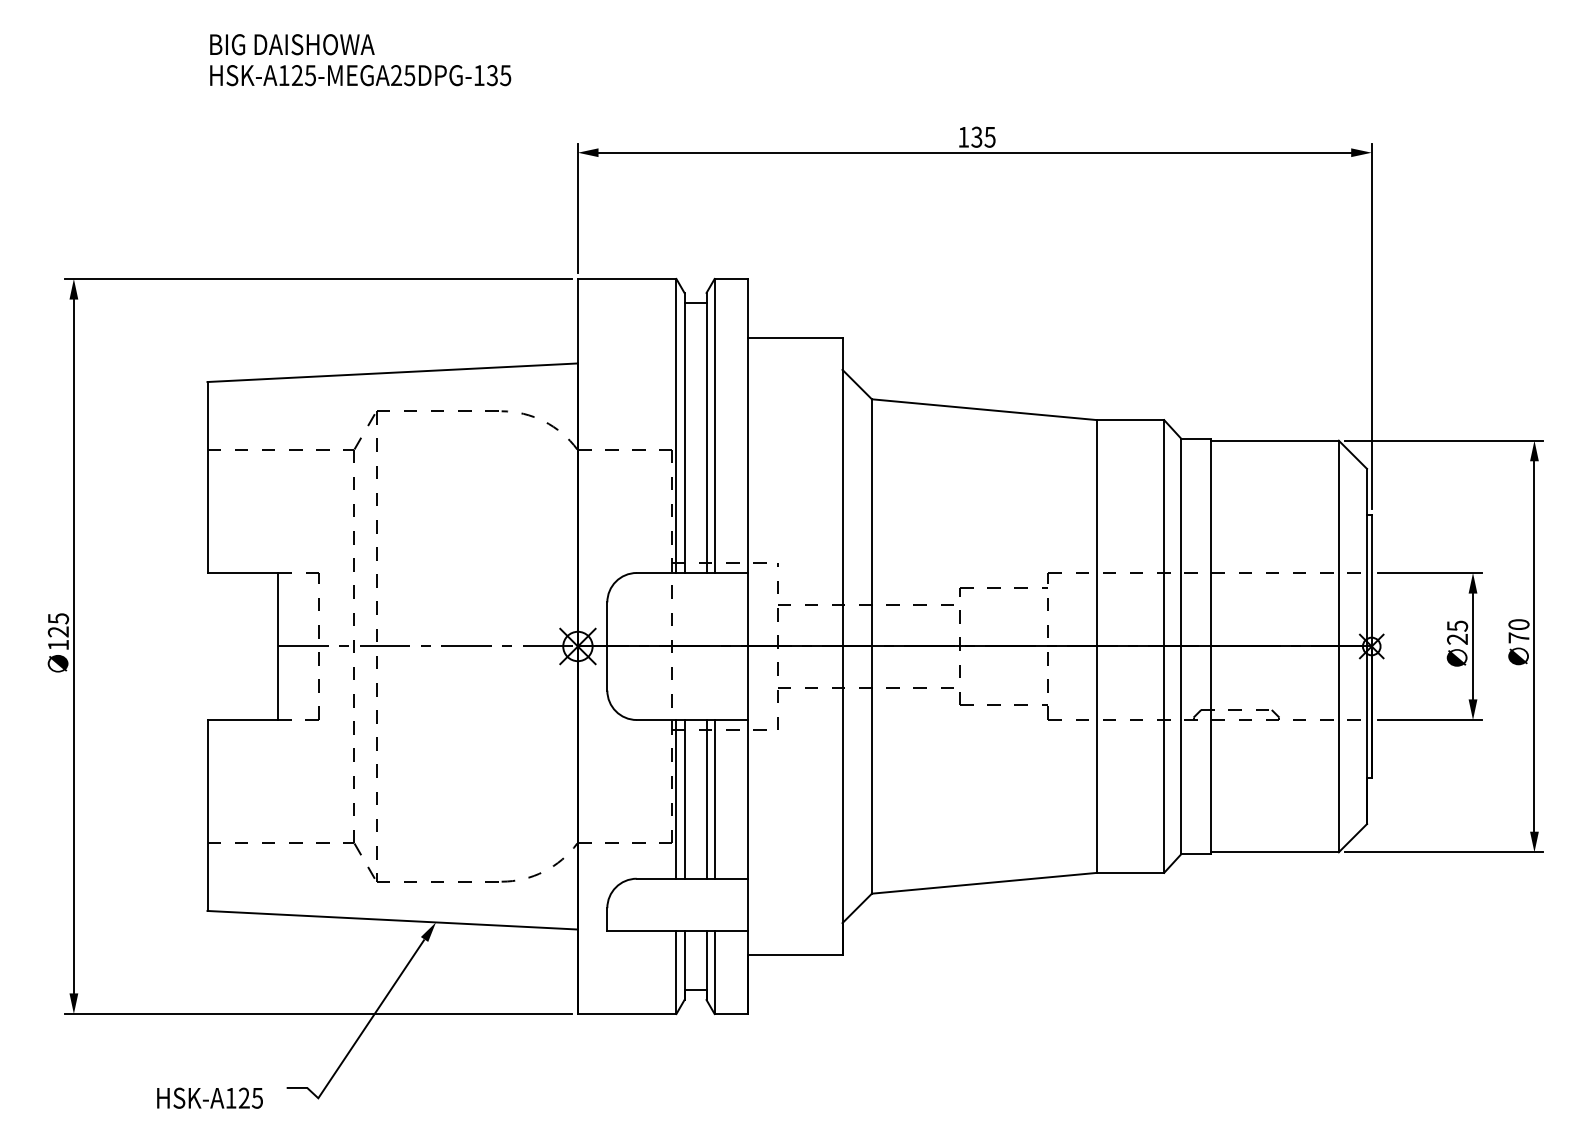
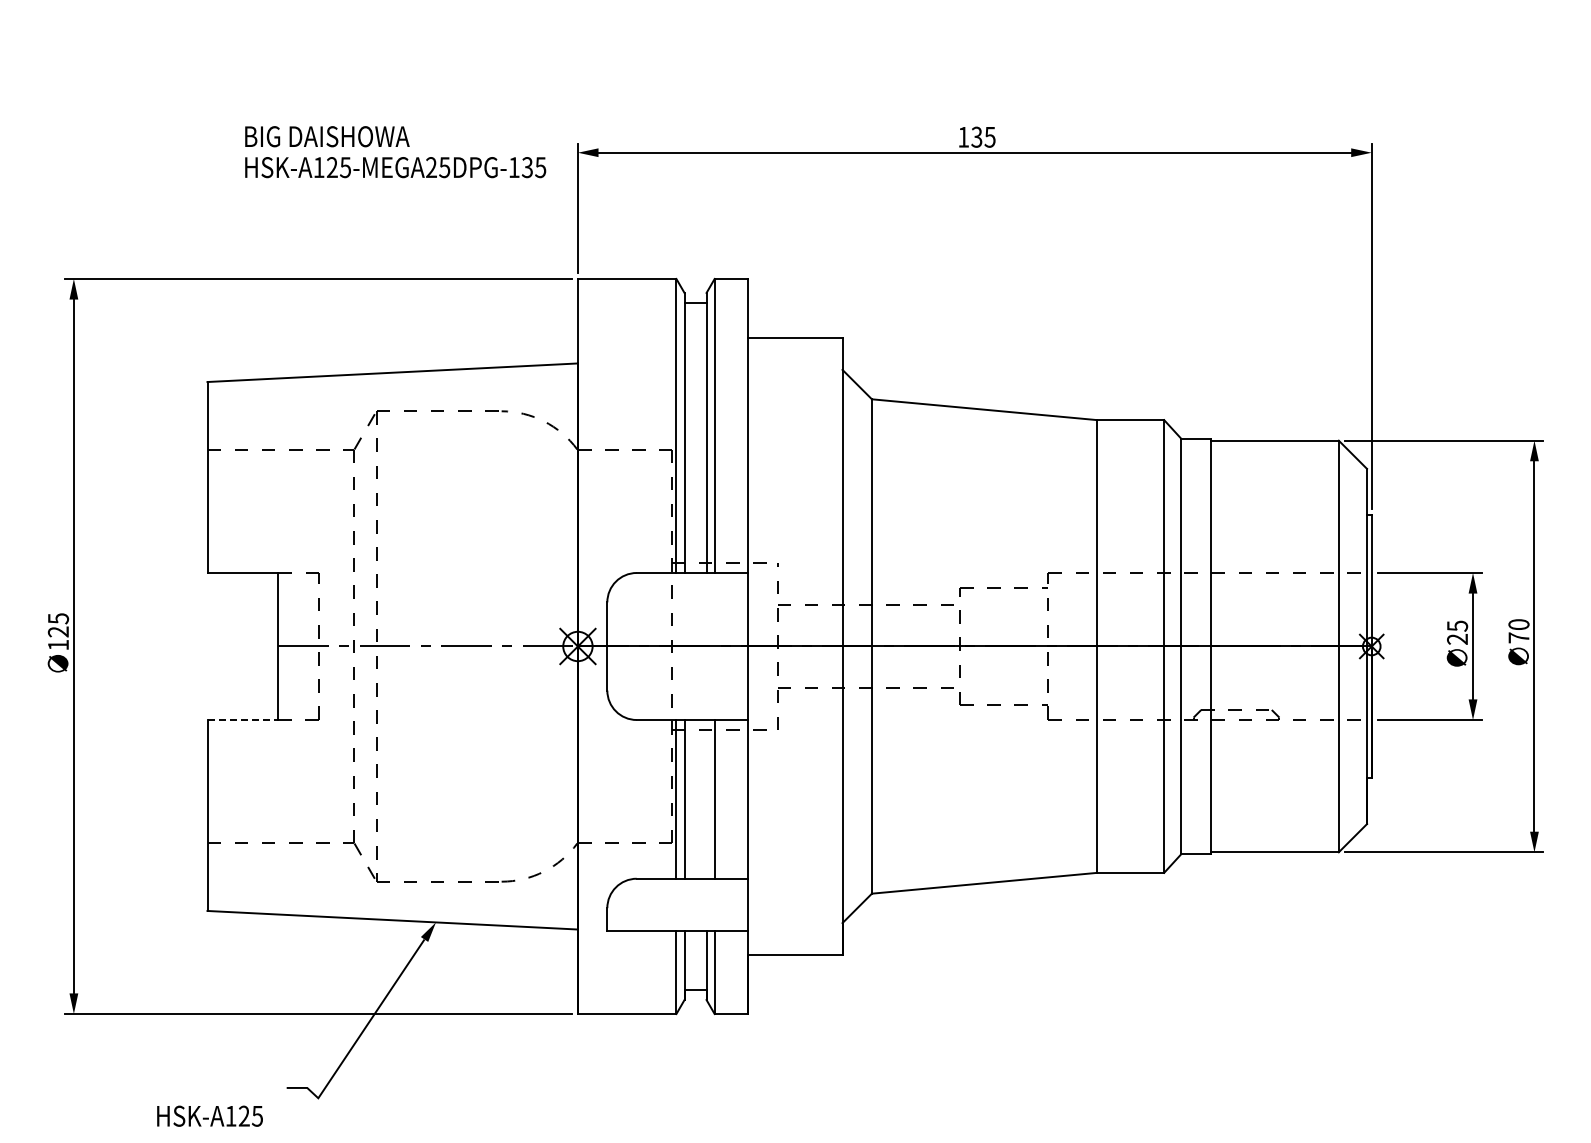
text position: (360, 60) -> (395, 152) (395, 152)
line: solid -> dashed (243, 720)
line: present -> none (706, 799)
text position: (209, 1097) -> (209, 1115) (209, 1115)
